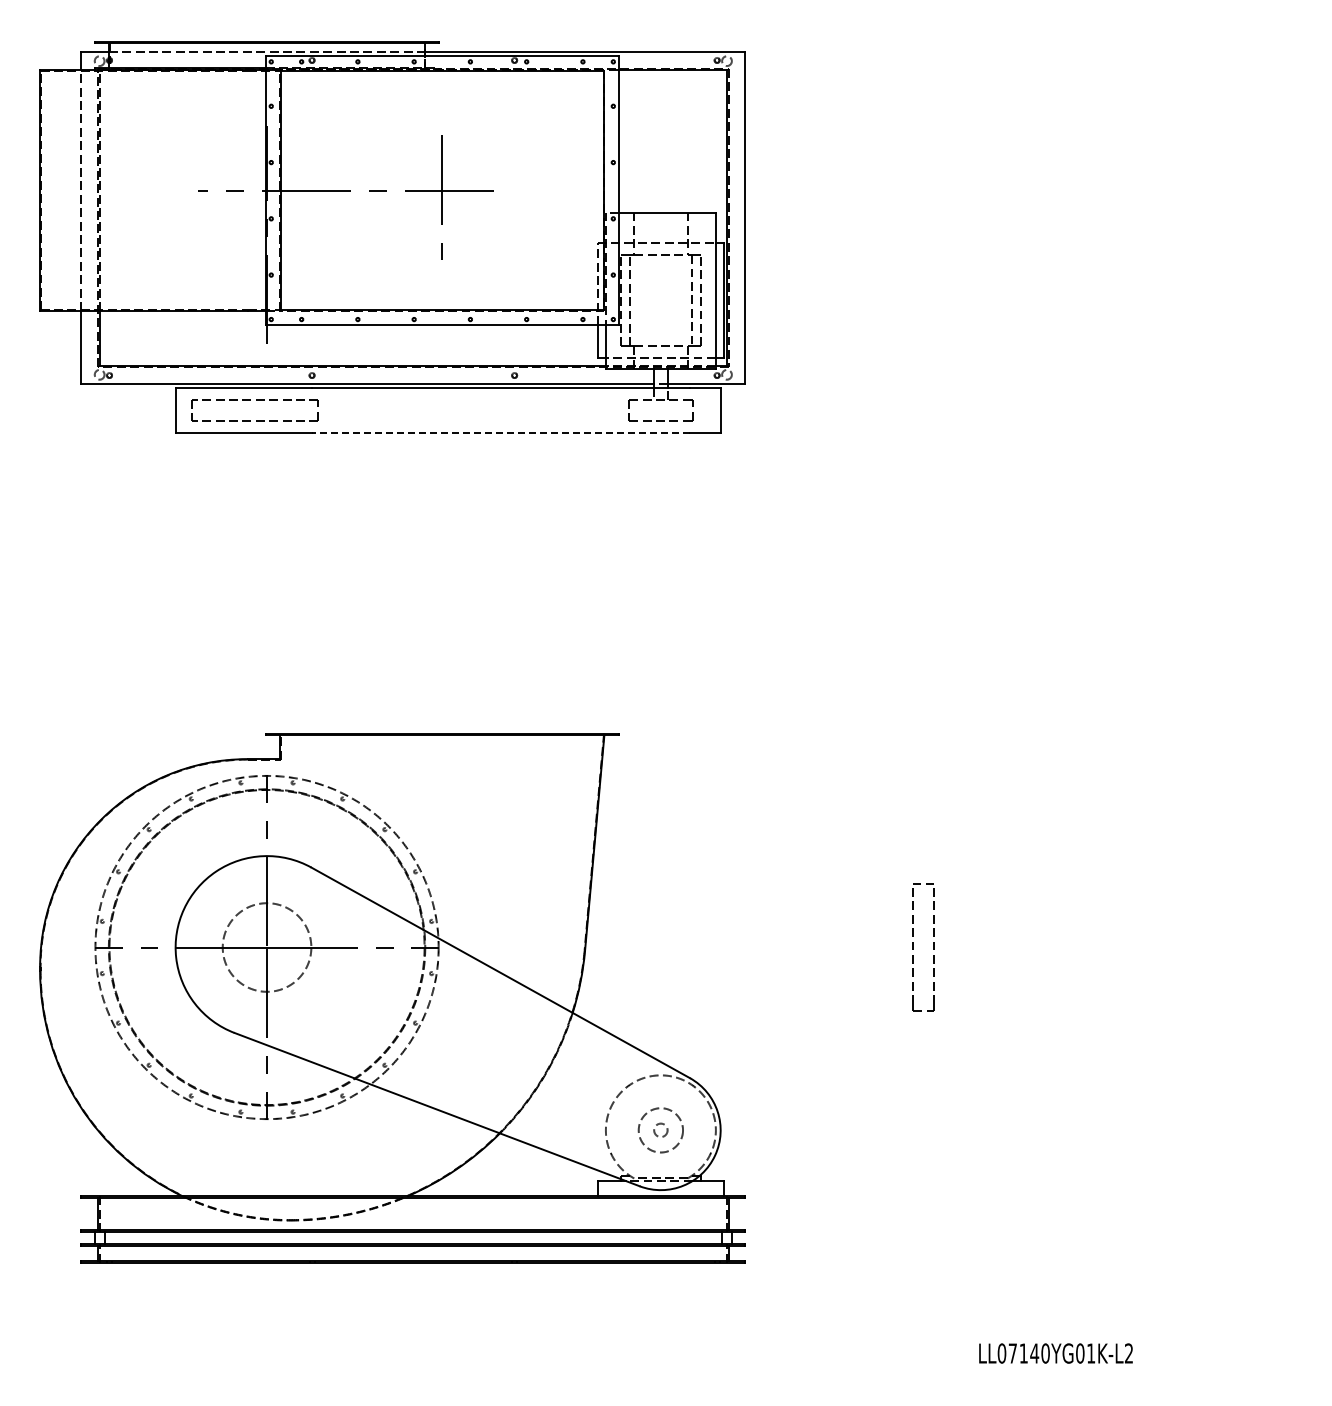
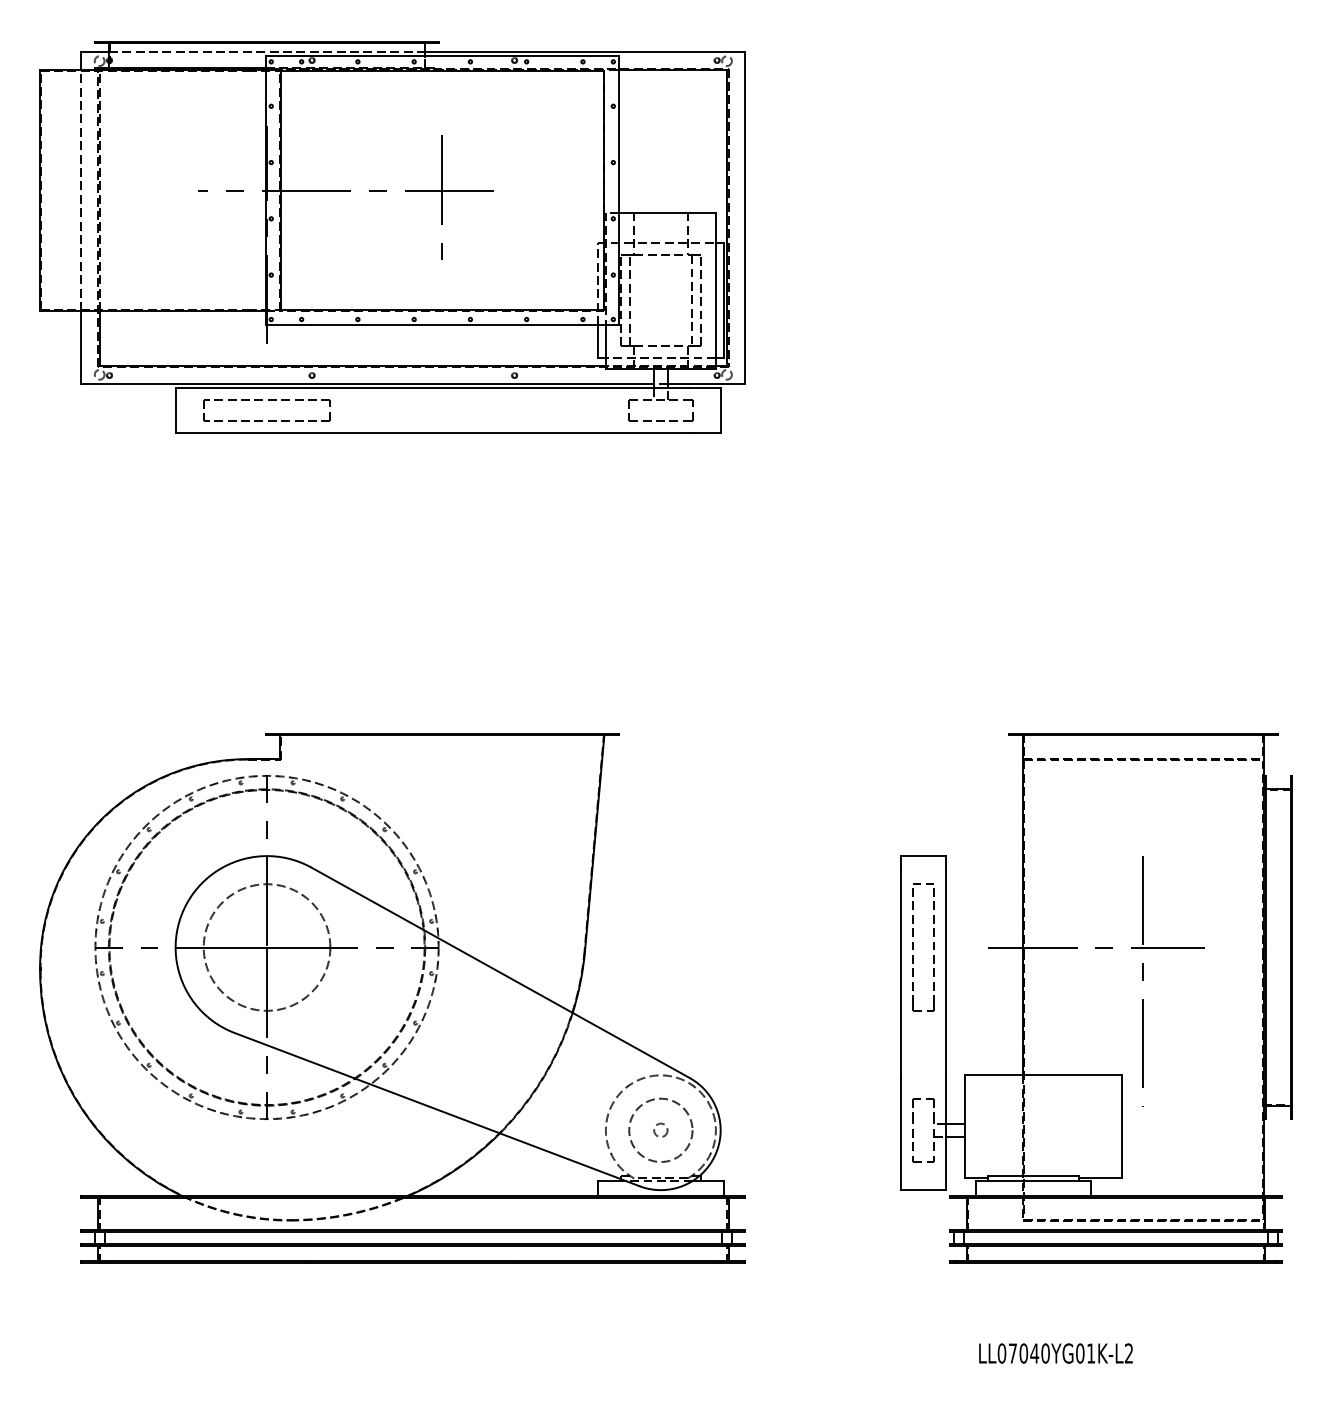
part position: (256, 400) -> (268, 400) (268, 400)
line: dashed -> solid (500, 432)
circle diameter: 89 px -> 127 px (266, 947)
part: none -> present (1096, 998)
circle diameter: 44 px -> 63 px (660, 1130)
text: LL07140YG01K-L2 -> LL07040YG01K-L2 (1023, 1353)
